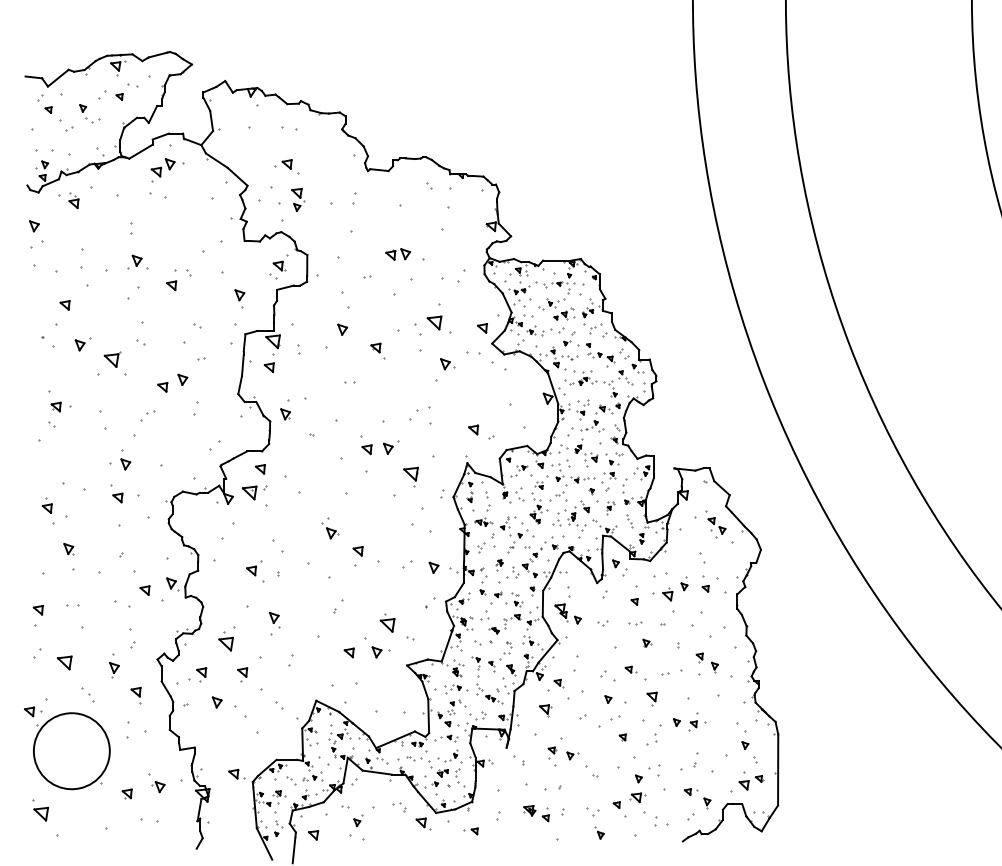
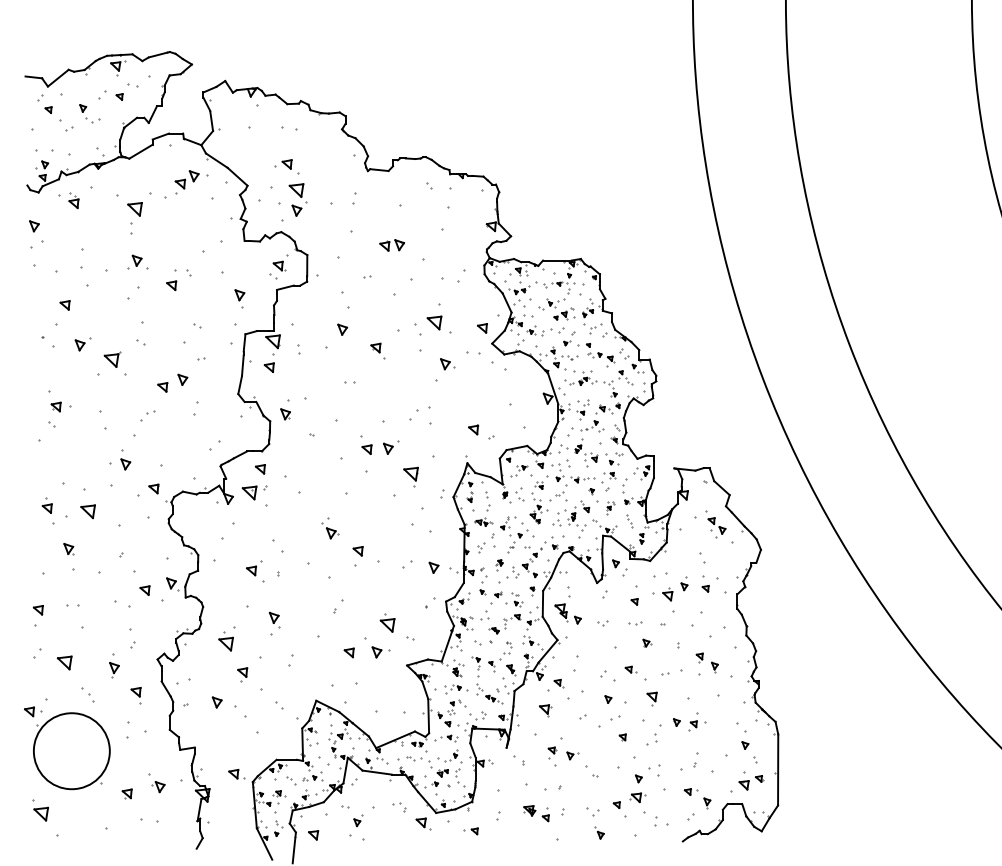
part position: (167, 170) -> (191, 182) (191, 182)
part size: 15x24 px -> 20x34 px (297, 199)
part: none -> present (134, 209)
part position: (398, 254) -> (392, 245) (392, 245)
part position: (117, 497) -> (153, 488) (153, 488)
part: none -> present (87, 511)
part: present -> none (201, 674)
